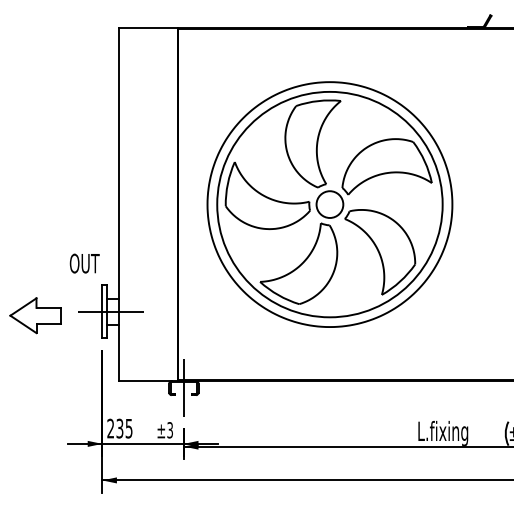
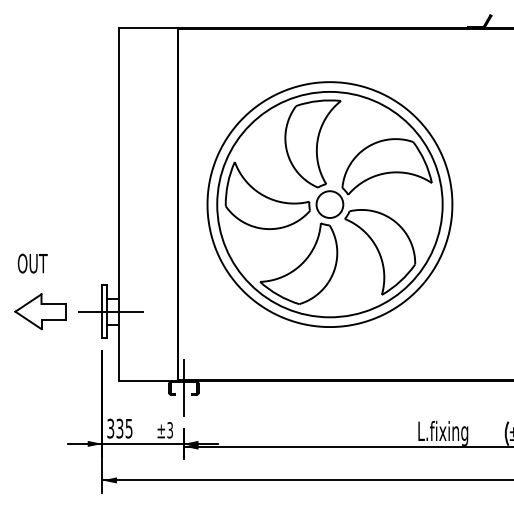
text position: (84, 263) -> (32, 263) (32, 263)
part position: (35, 315) -> (40, 311) (40, 311)
text: 235 -> 335 (110, 428)
